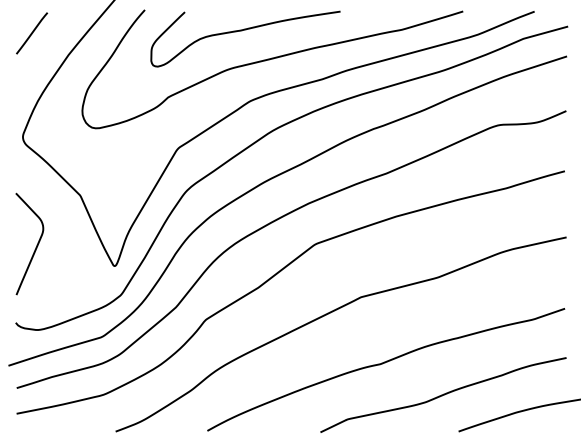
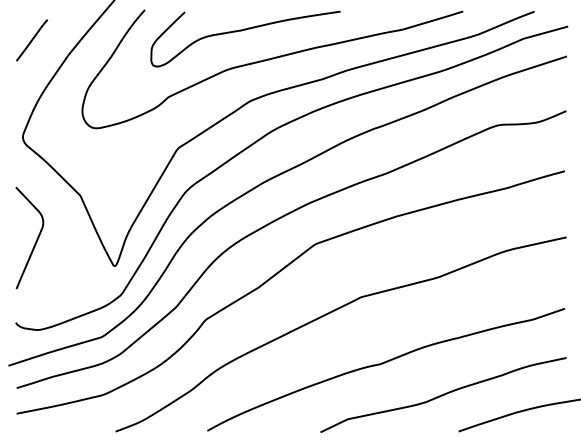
line position: (32, 33) -> (32, 40) (32, 40)
curve position: (35, 247) -> (35, 241) (35, 241)
